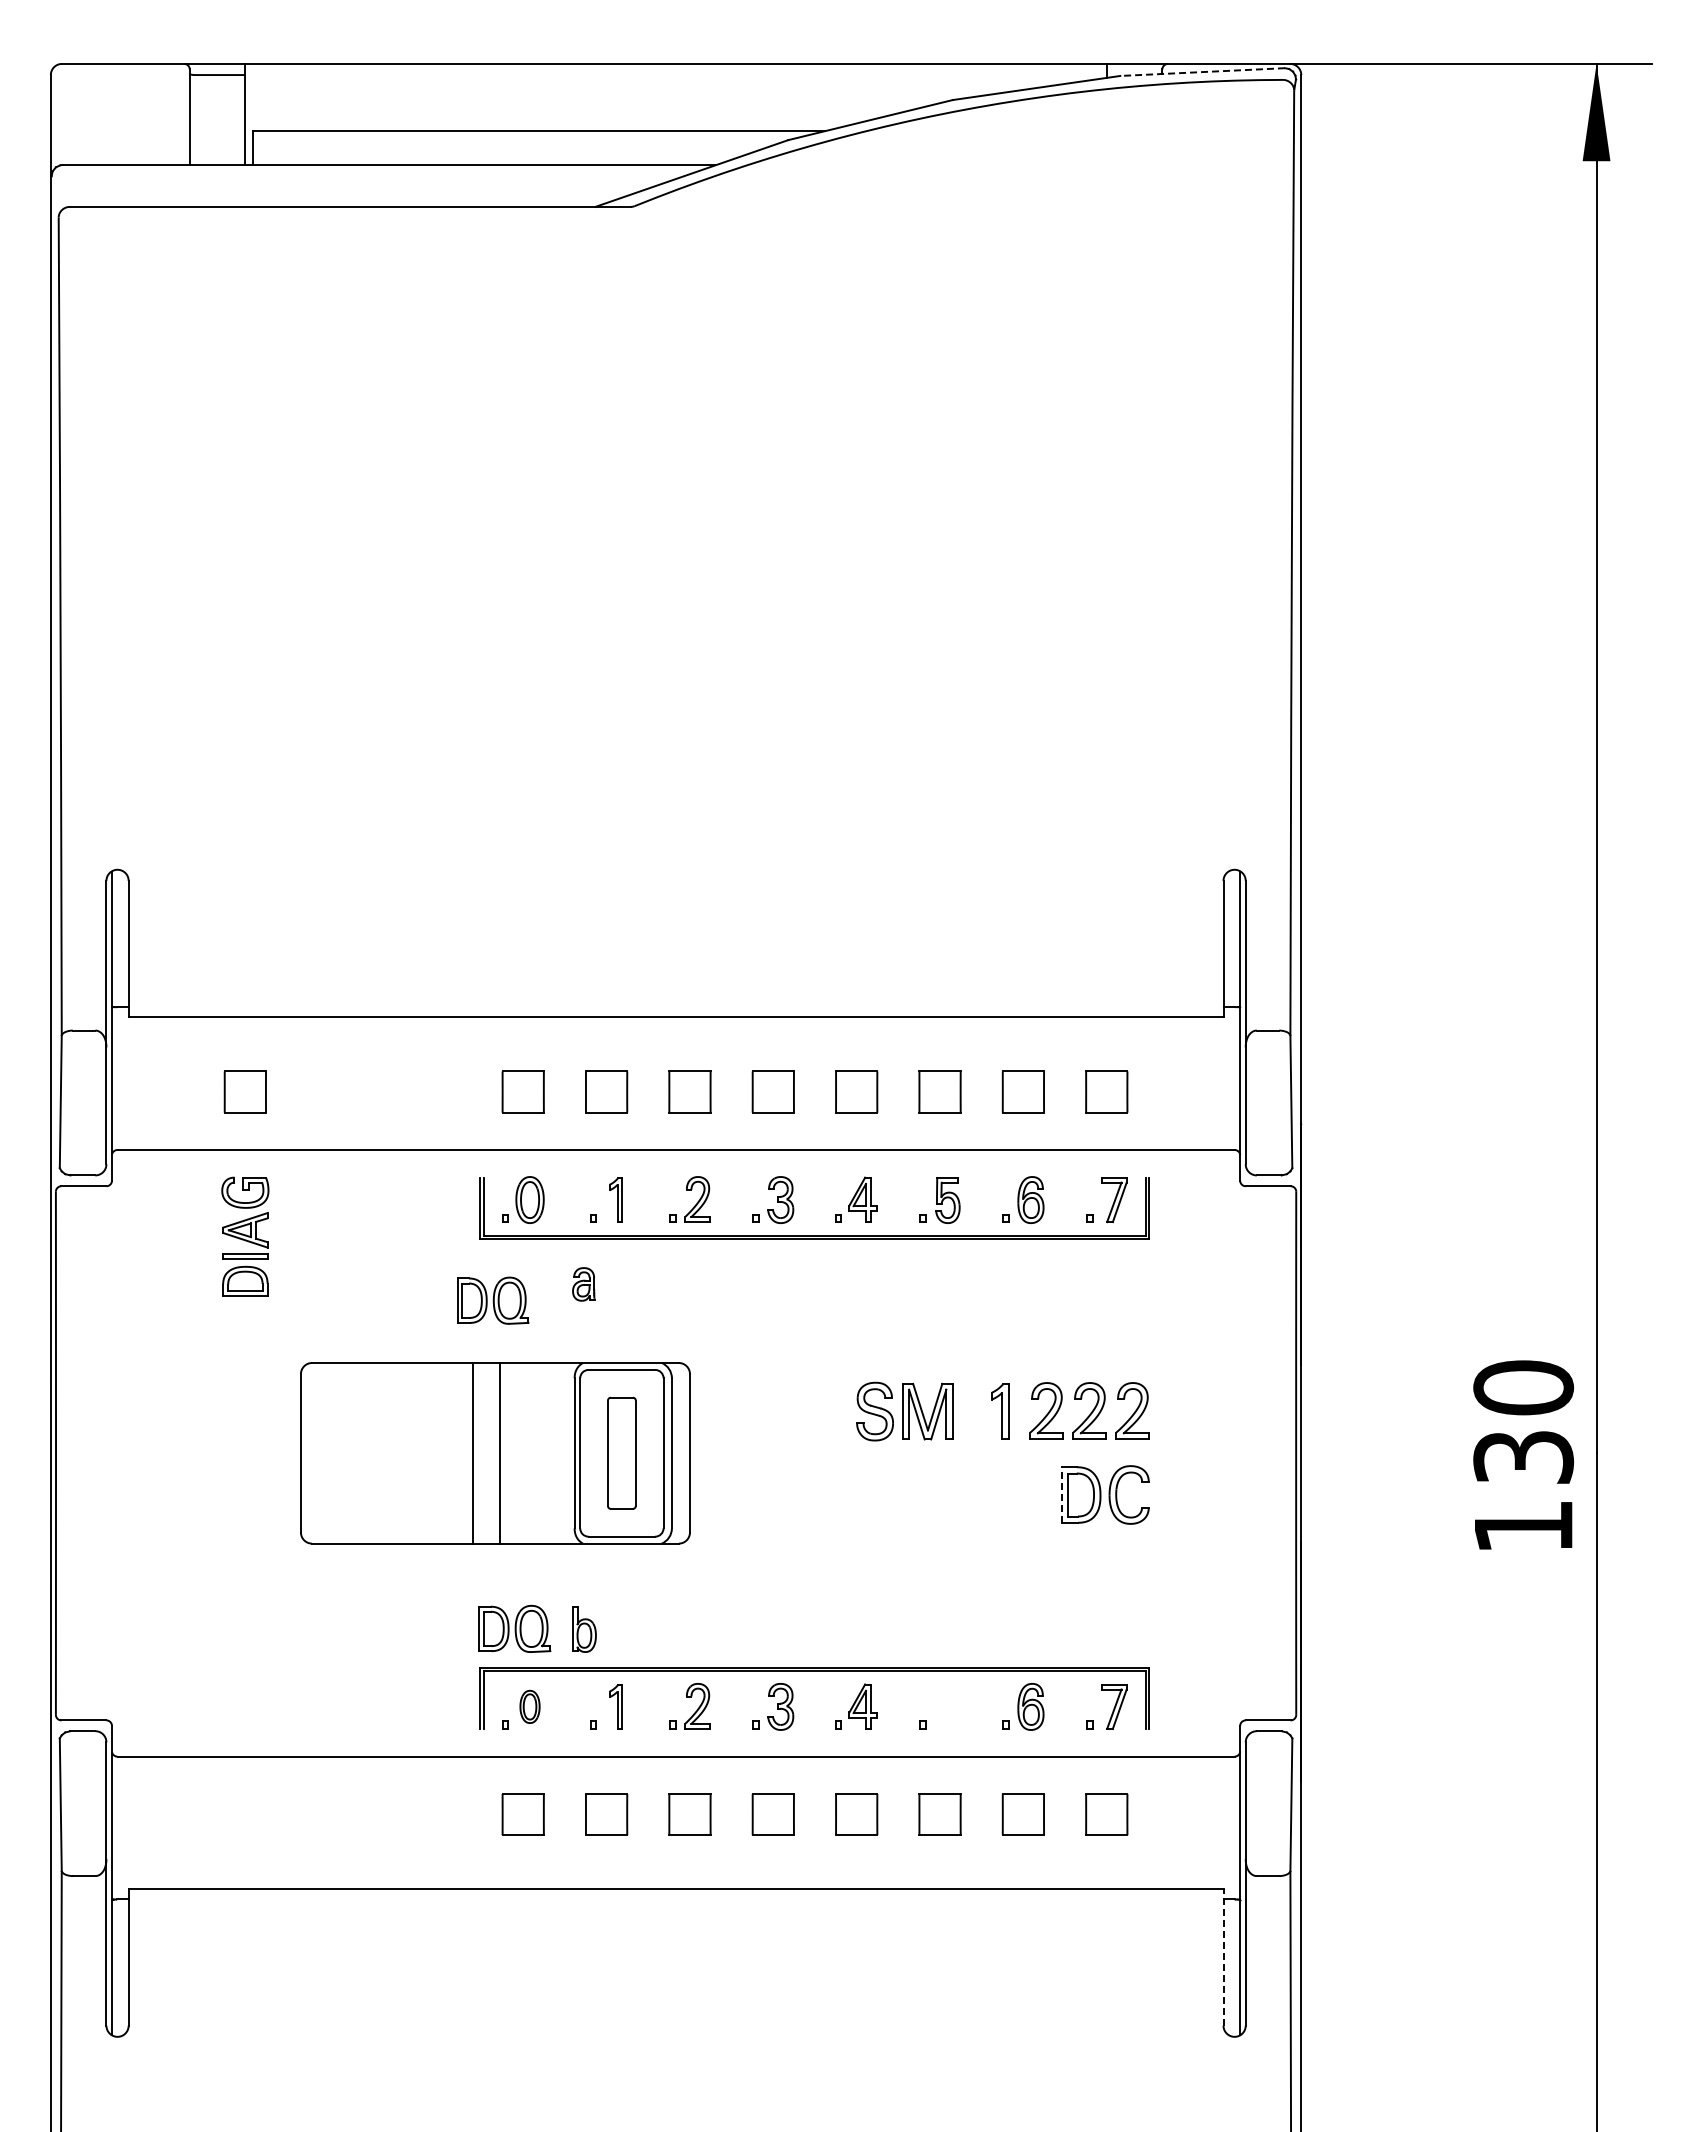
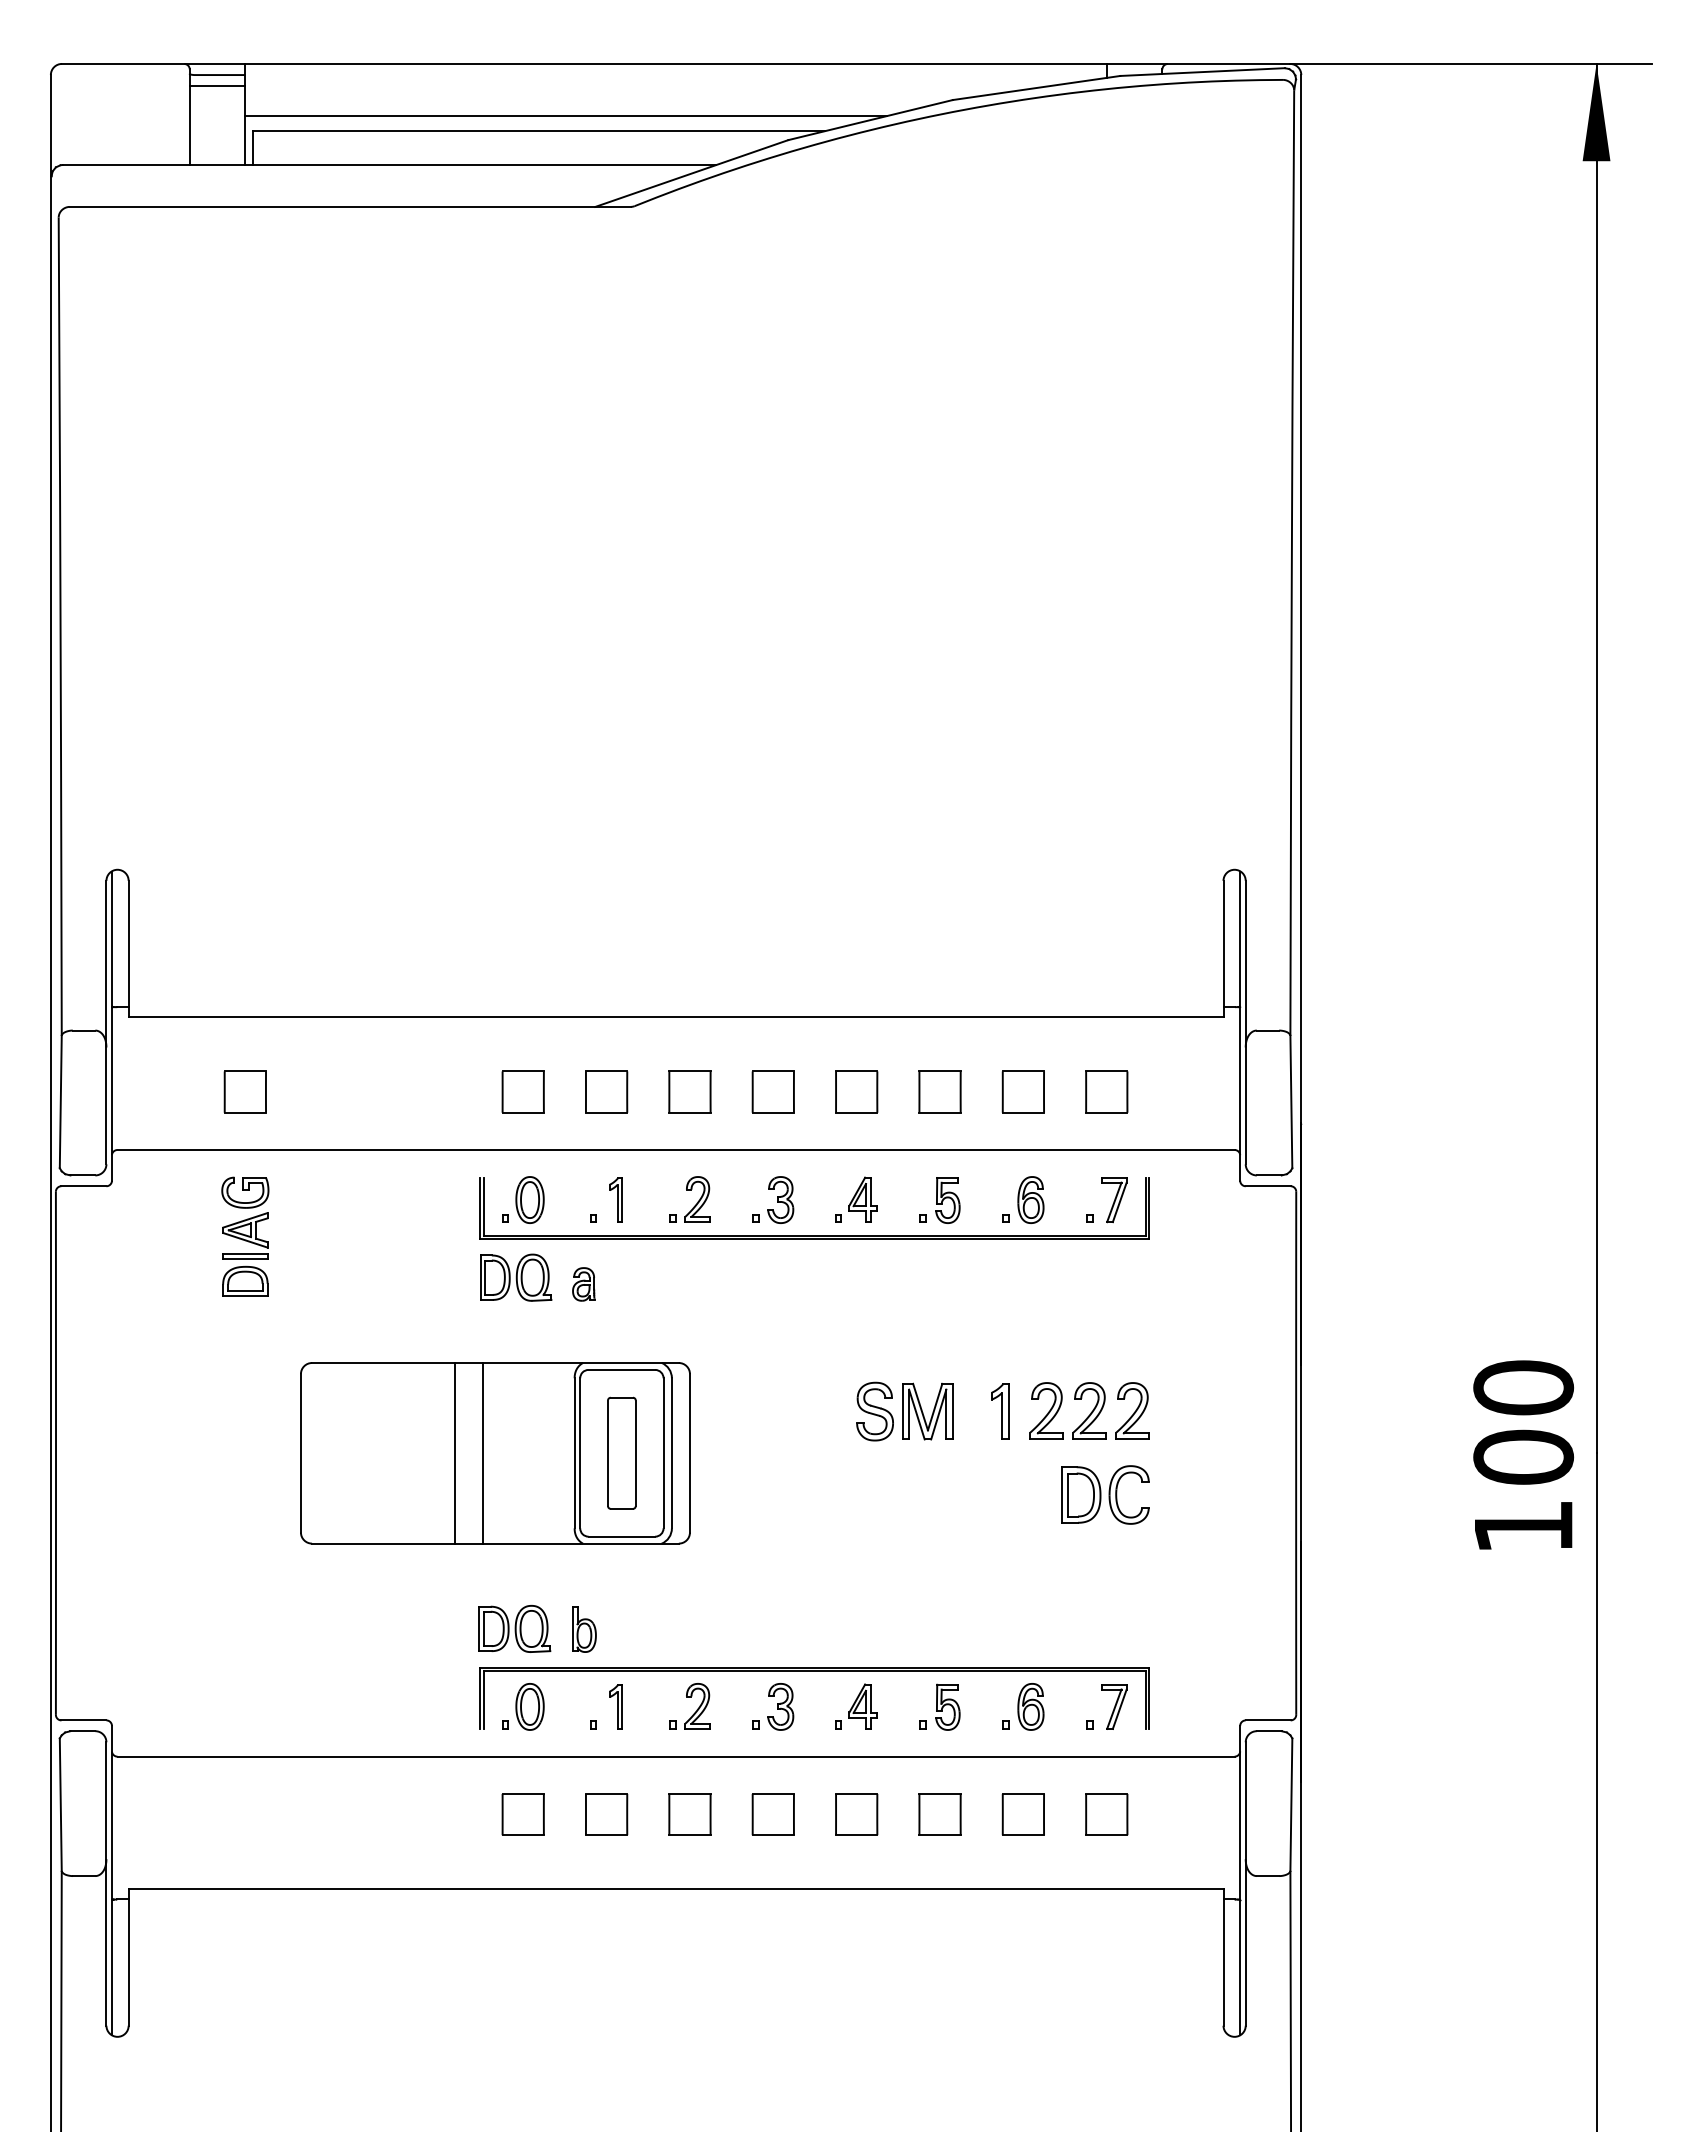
line: dashed -> solid (1202, 72)
line: none -> present (217, 86)
line: none -> present (565, 116)
part position: (493, 1300) -> (516, 1277) (516, 1277)
line position: (473, 1453) -> (455, 1453) (455, 1453)
line position: (499, 1453) -> (482, 1453) (482, 1453)
text: 130 -> 100 (1523, 1456)
line: dashed -> solid (1061, 1494)
part size: 22x35 px -> 30x48 px (529, 1706)
part: none -> present (947, 1706)
line: dashed -> solid (1223, 1956)
